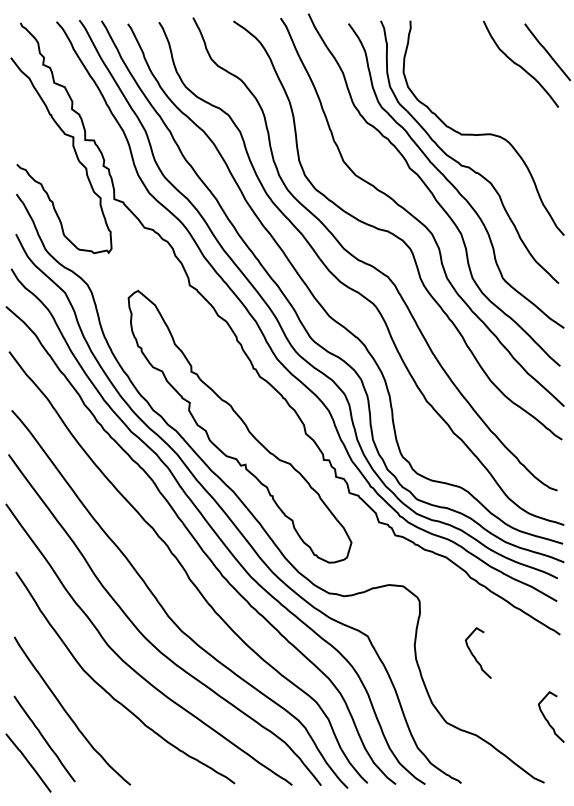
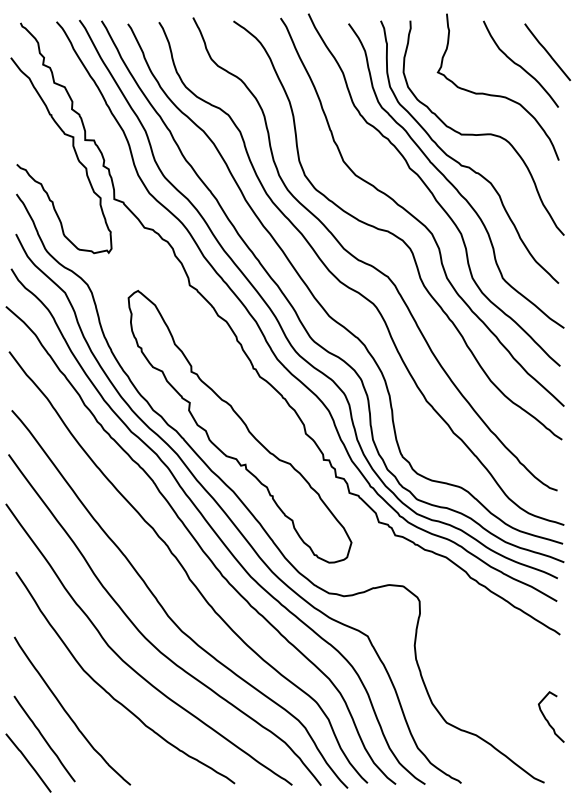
curve: none -> present (495, 94)
curve: present -> none (474, 655)
